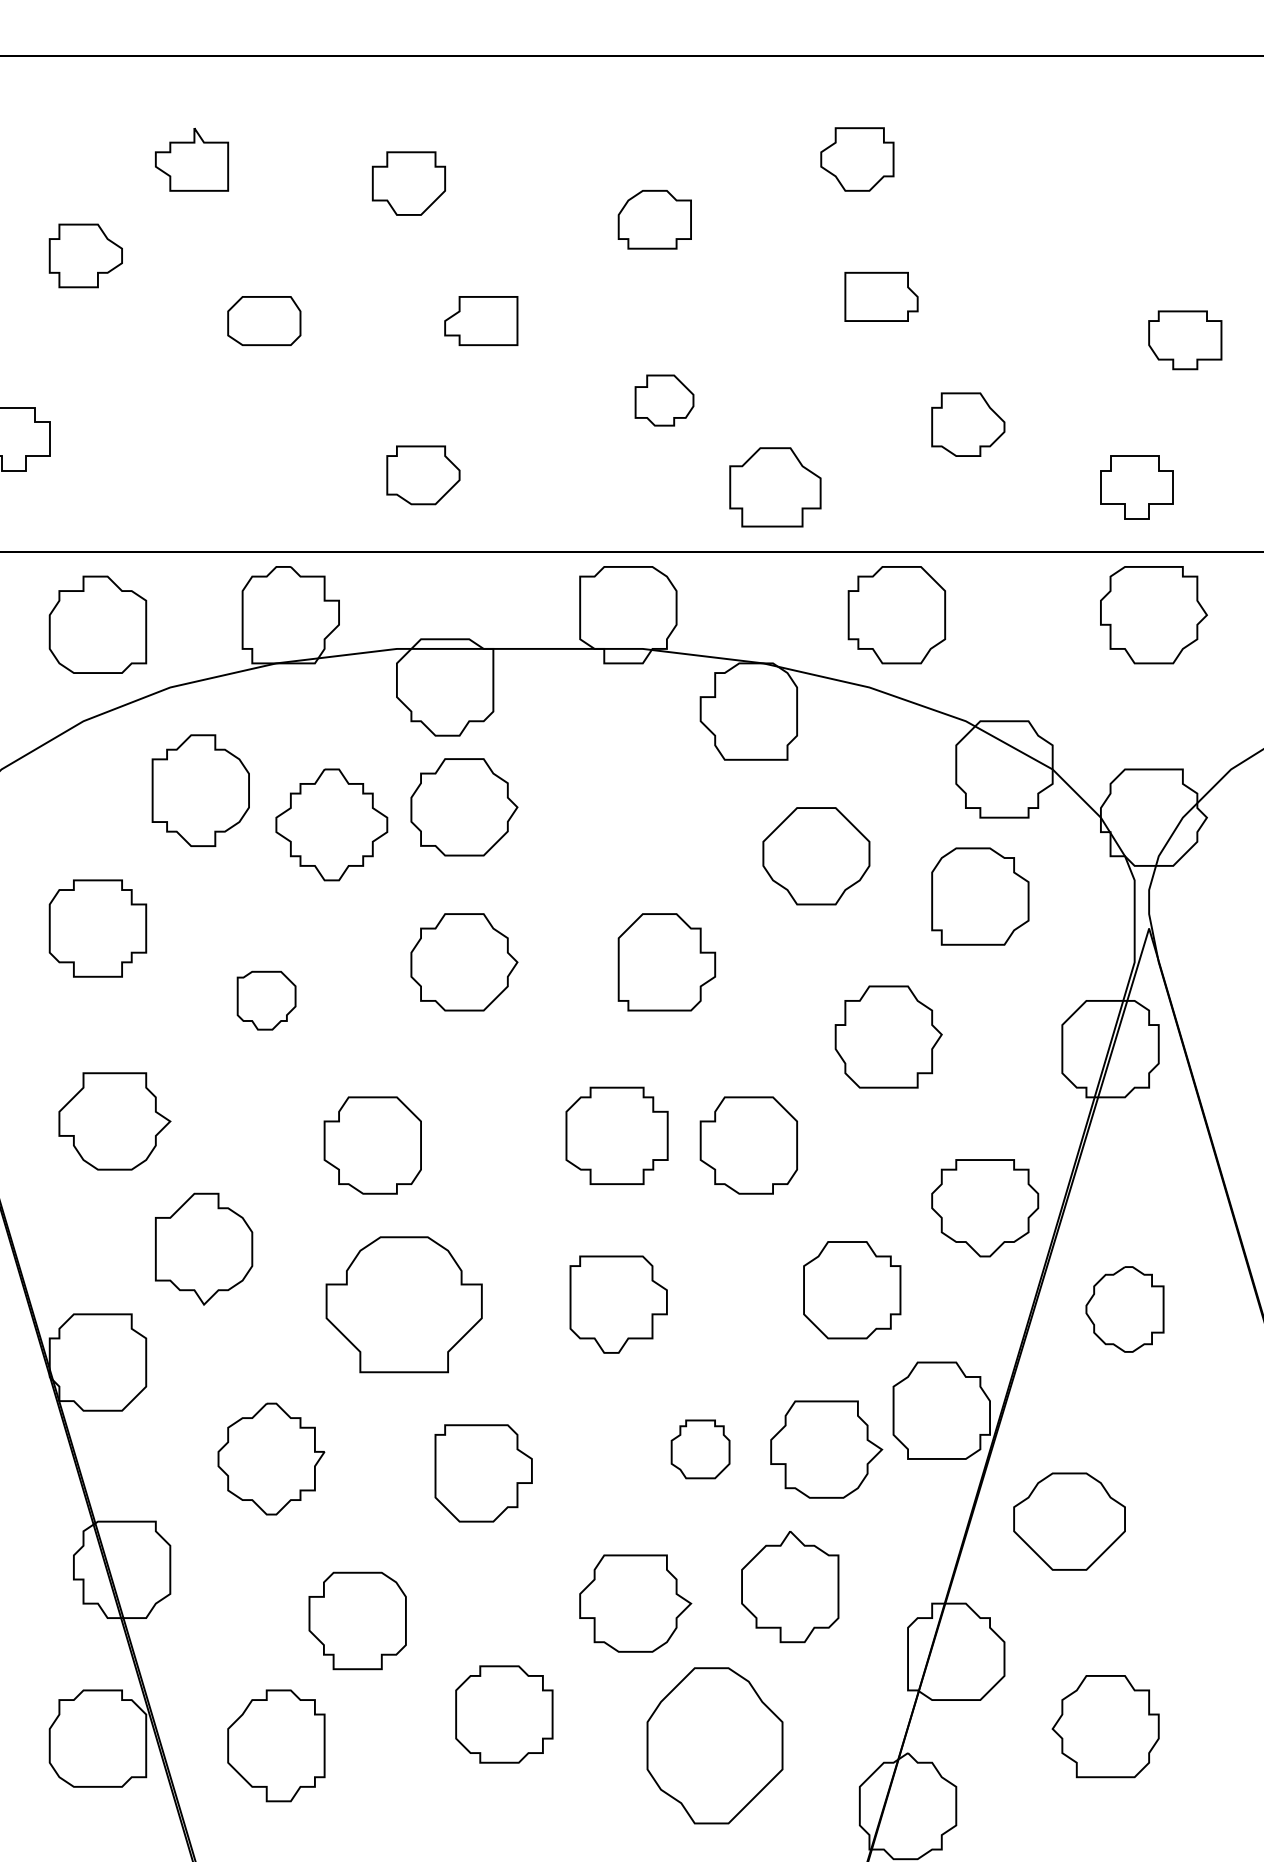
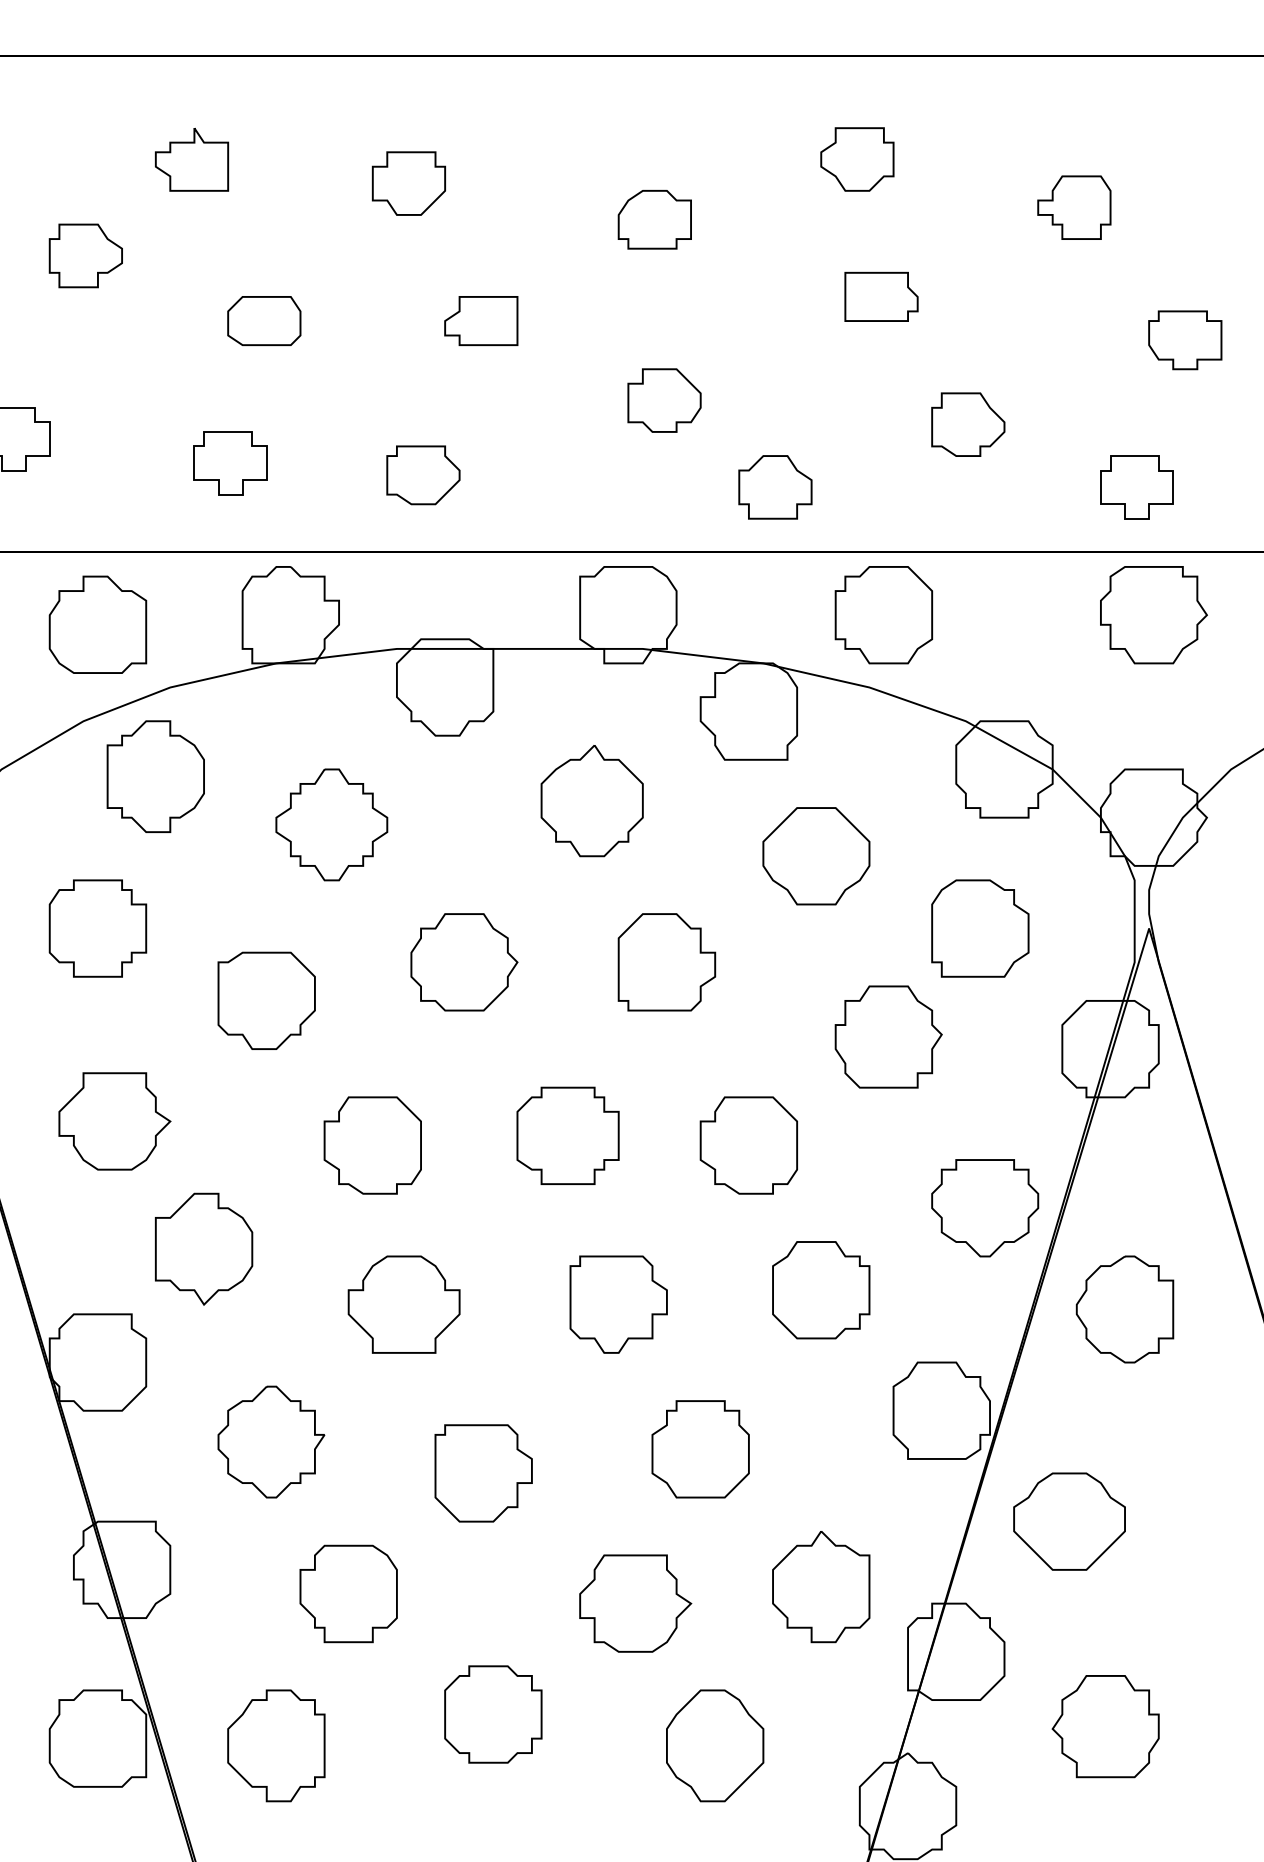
part: none -> present (1074, 207)
part size: 61x53 px -> 75x65 px (664, 400)
part: none -> present (230, 463)
part size: 93x81 px -> 75x65 px (775, 487)
part position: (896, 615) -> (883, 615) (883, 615)
part position: (200, 790) -> (155, 776) (155, 776)
part: none -> present (591, 801)
part: present -> none (464, 807)
part position: (980, 896) -> (980, 928) (980, 928)
part size: 61x61 px -> 99x99 px (266, 1000)
part position: (616, 1135) -> (567, 1135) (567, 1135)
part position: (852, 1290) -> (821, 1290) (821, 1290)
part size: 158x138 px -> 114x99 px (403, 1304)
part size: 80x87 px -> 100x109 px (1124, 1309)
part size: 61x61 px -> 99x99 px (700, 1449)
part: present -> none (826, 1449)
part position: (271, 1458) -> (271, 1441) (271, 1441)
part position: (790, 1587) -> (821, 1587) (821, 1587)
part position: (357, 1620) -> (348, 1593) (348, 1593)
part position: (504, 1714) -> (493, 1714) (493, 1714)
part size: 138x158 px -> 99x114 px (715, 1745)
